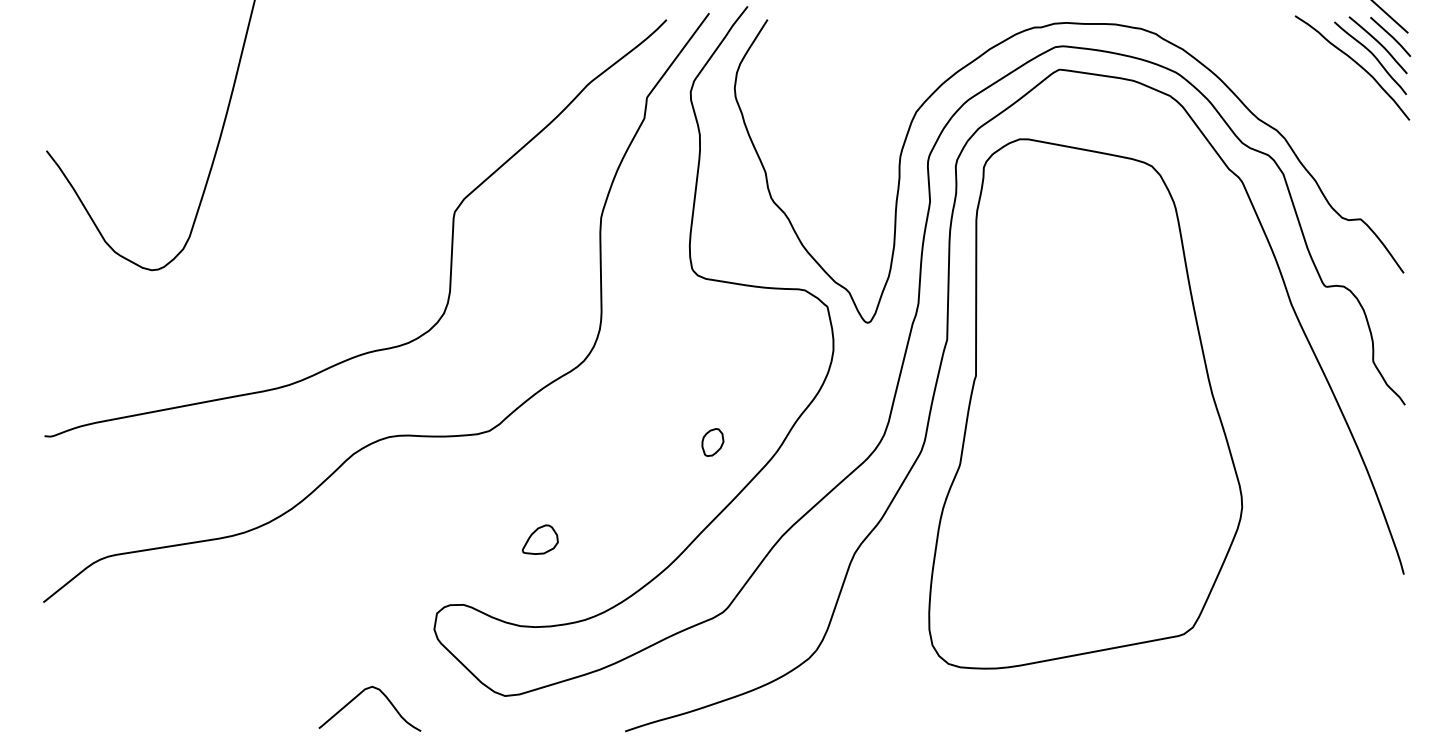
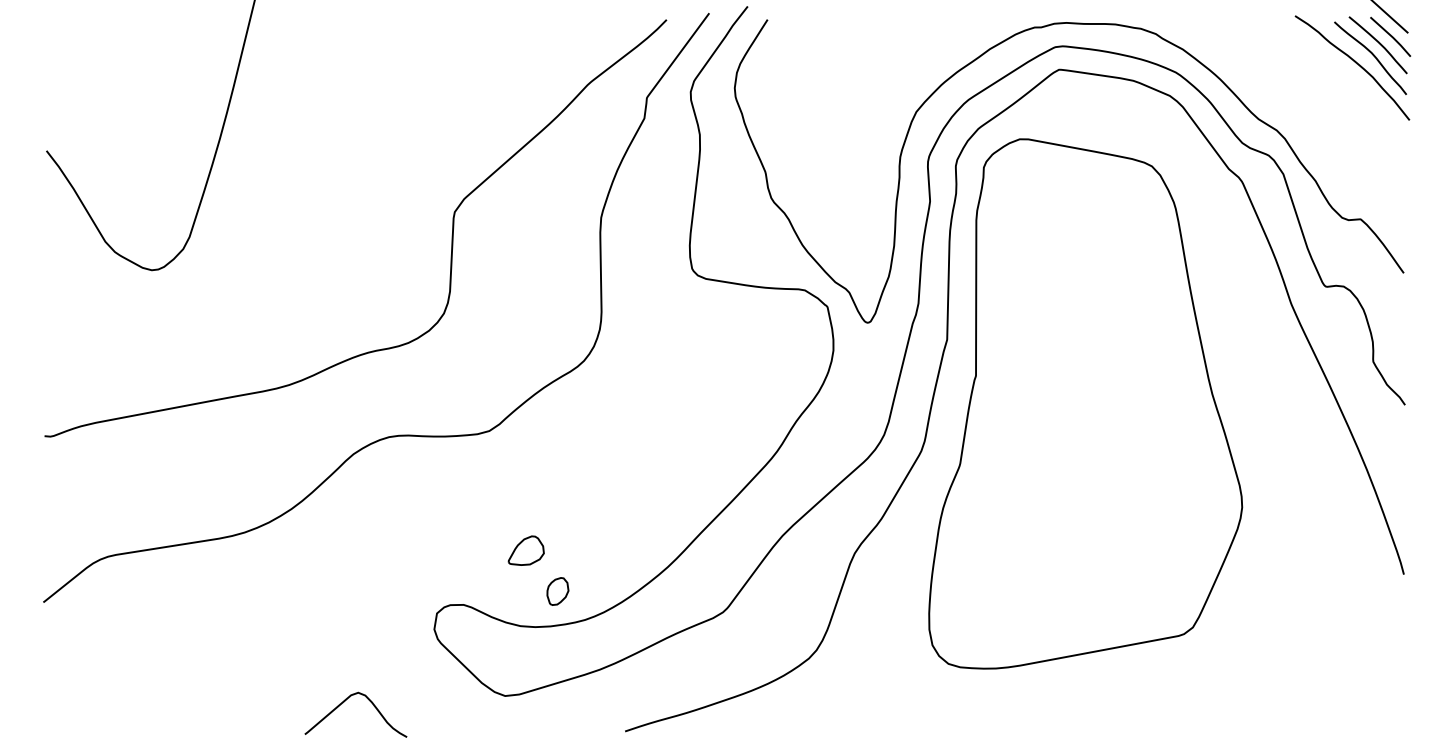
part position: (712, 442) -> (557, 591) (557, 591)
part position: (539, 539) -> (525, 550) (525, 550)
curve position: (358, 696) -> (344, 702) (344, 702)
